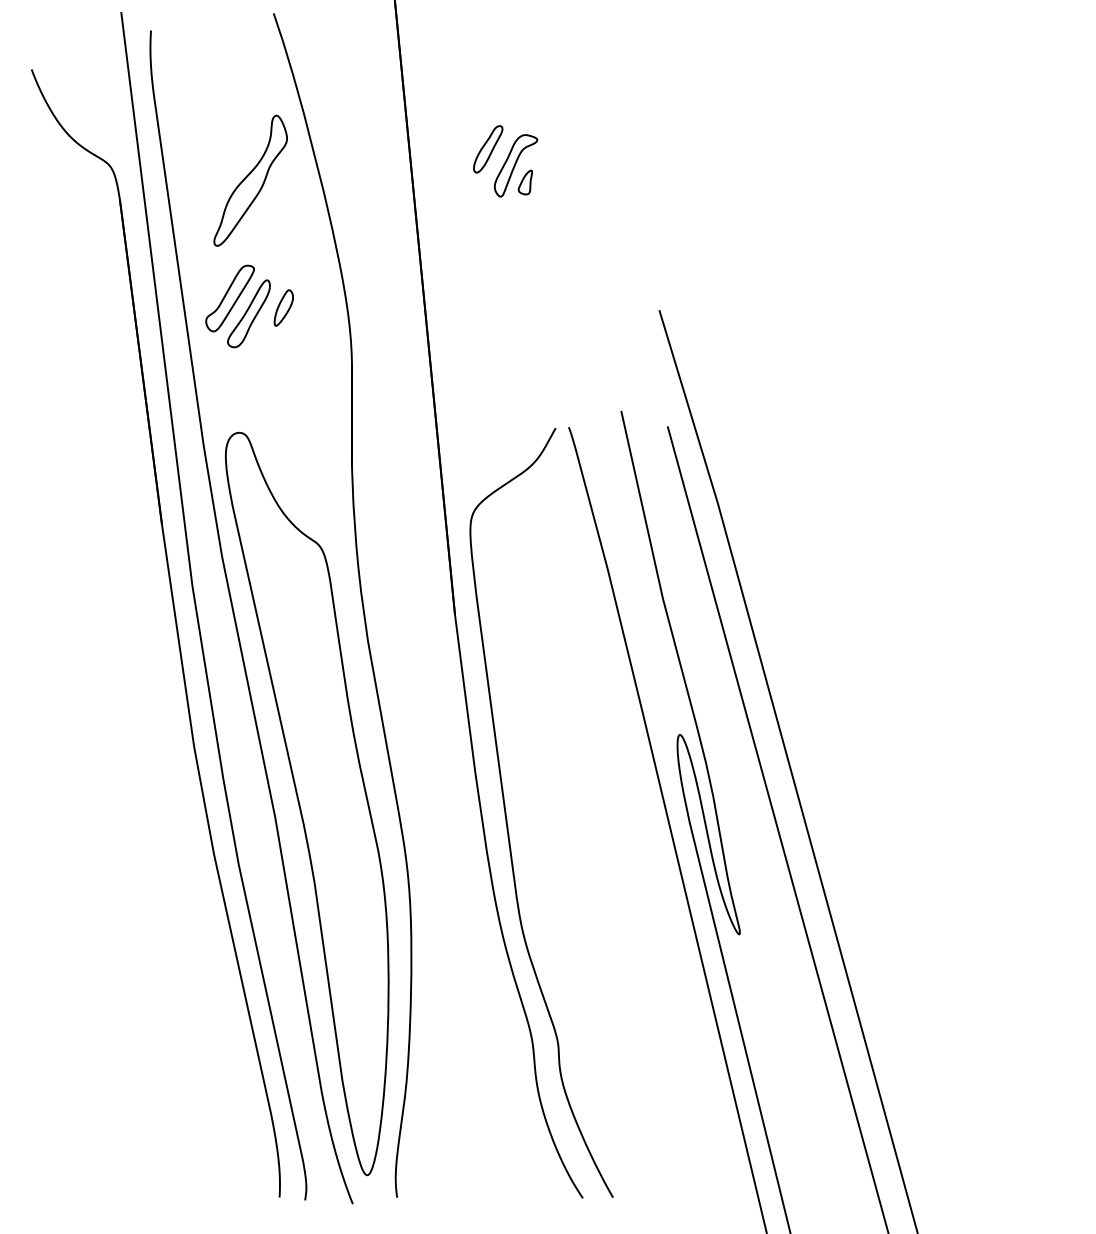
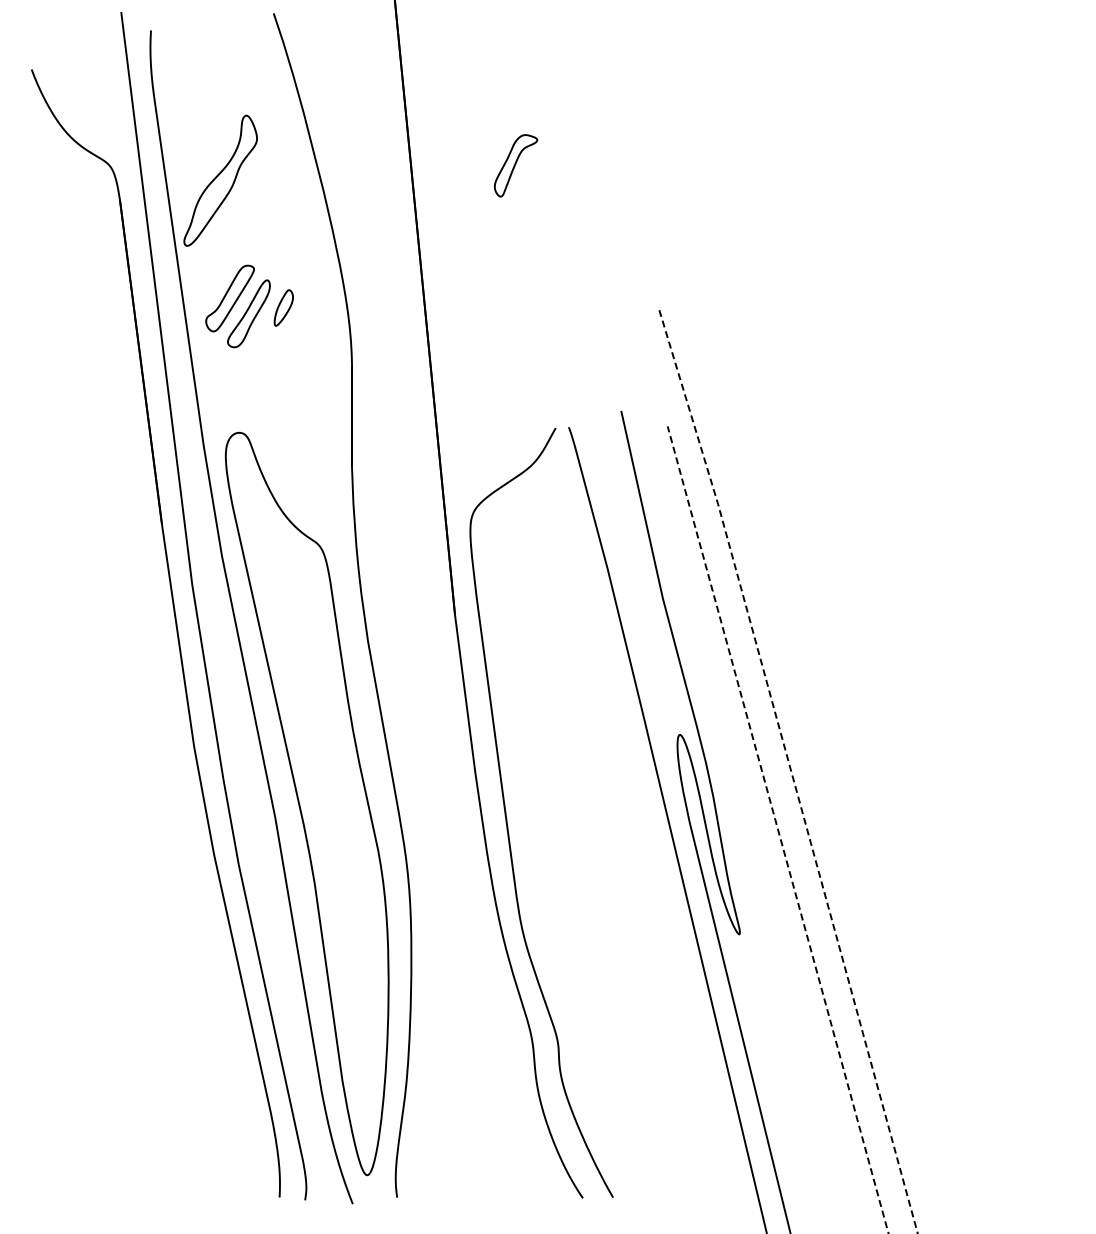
part: present -> none (488, 149)
part position: (250, 180) -> (220, 180) (220, 180)
part: present -> none (524, 182)
line: solid -> dashed (790, 770)
line: solid -> dashed (777, 829)
